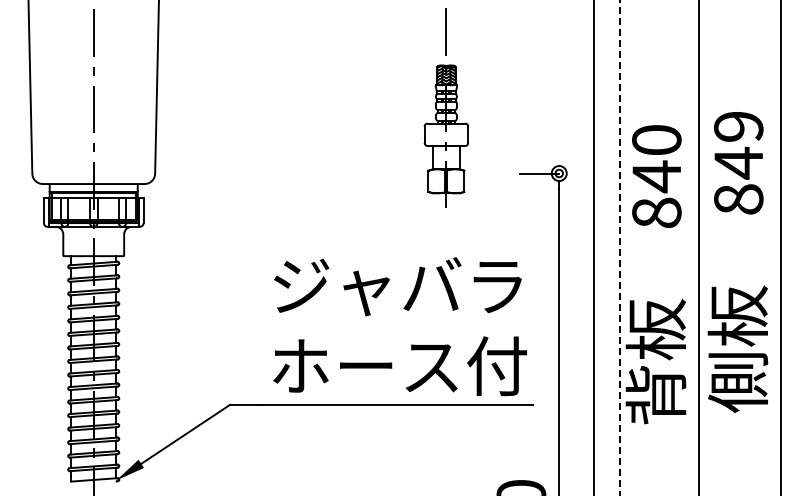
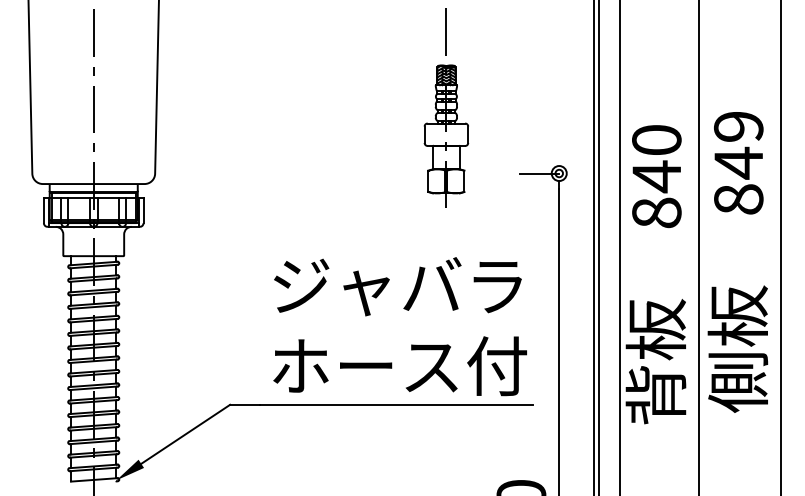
line: none -> present (598, 247)
line: dashed -> solid (619, 247)
